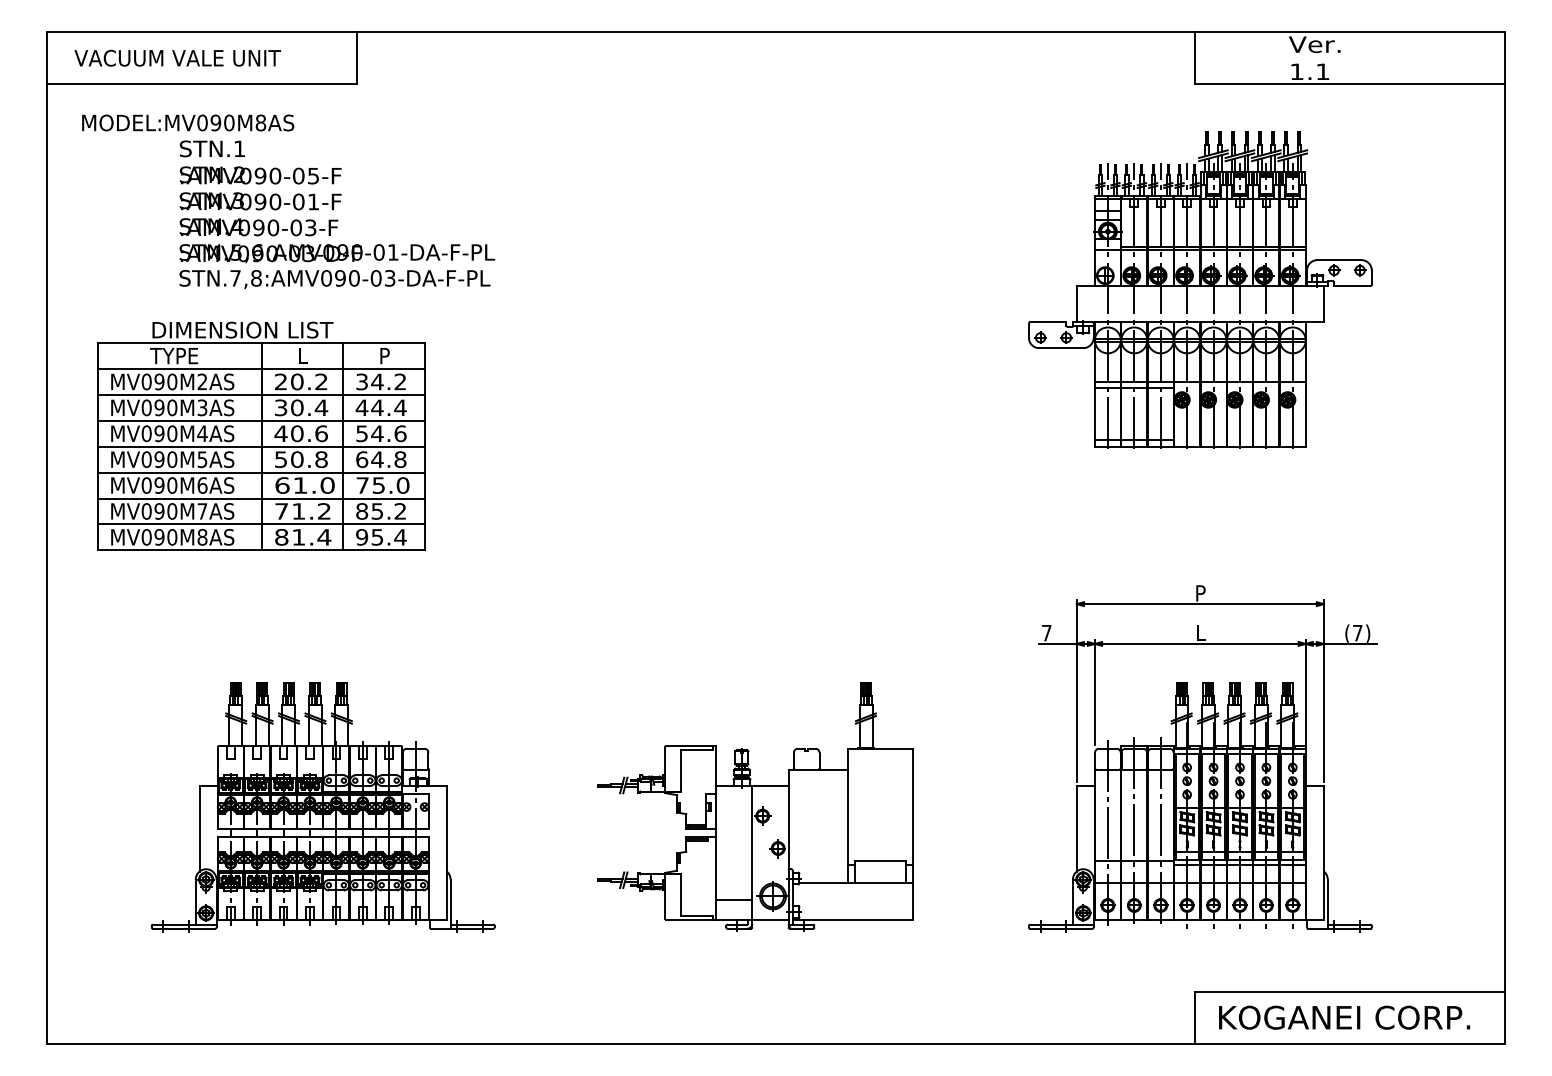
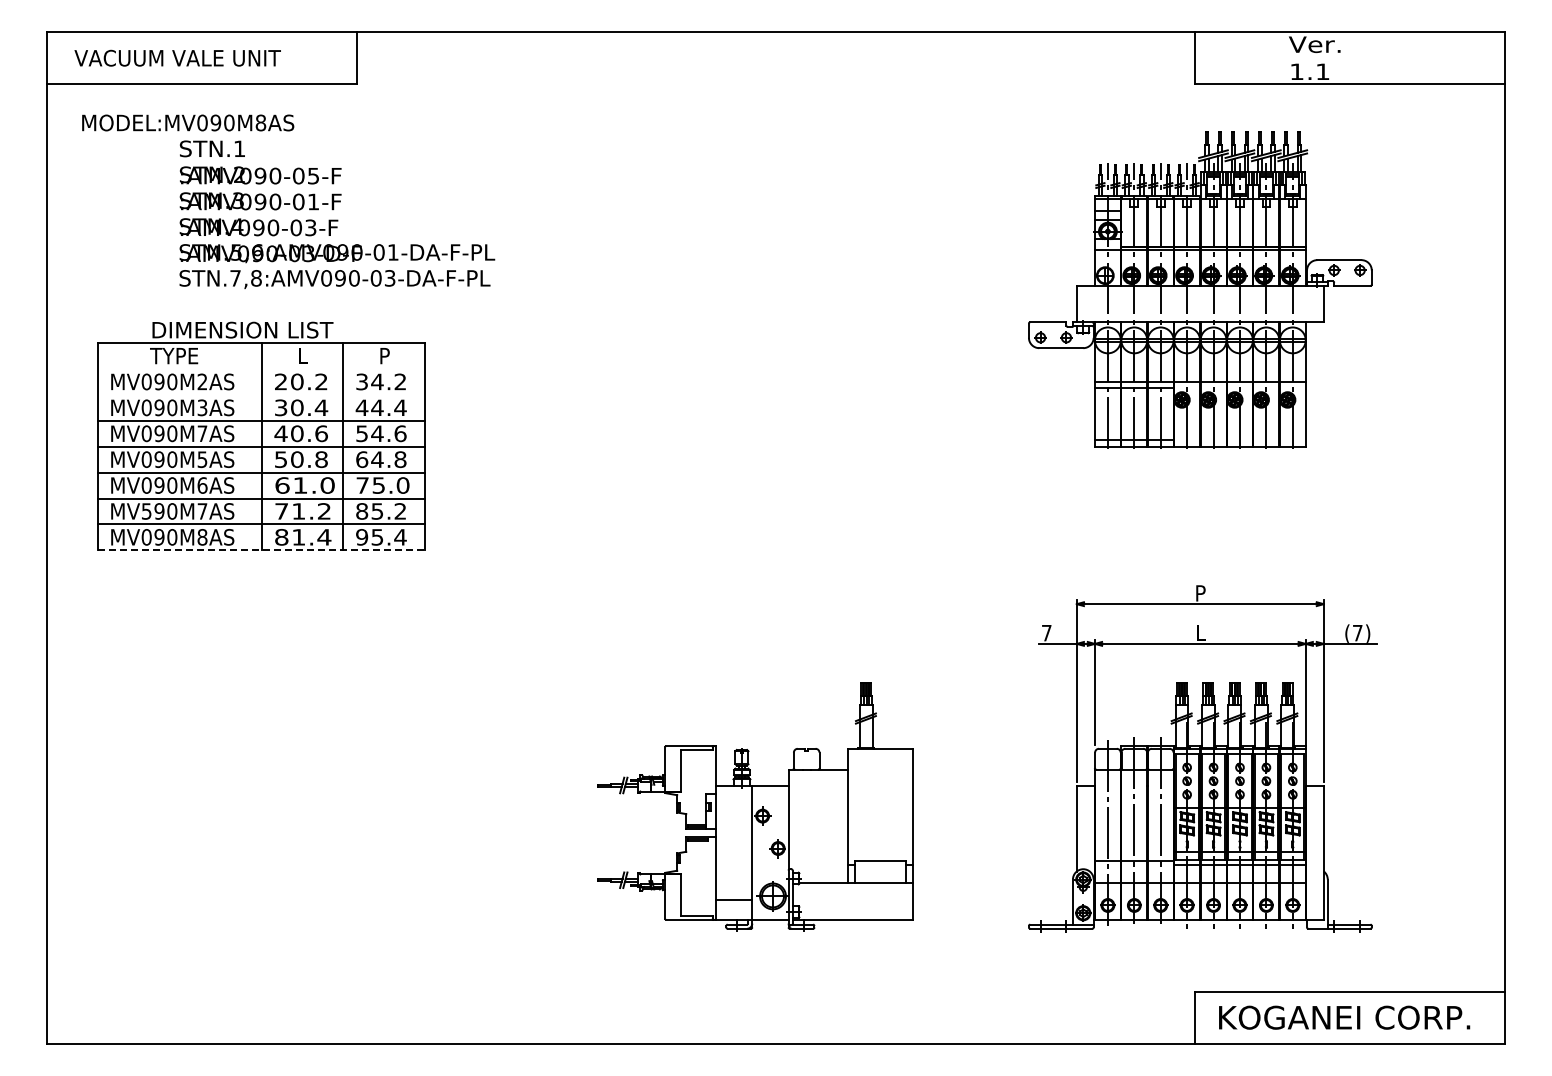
line: present -> none (261, 369)
line: present -> none (261, 394)
text: MV090M4AS -> MV090M7AS (202, 433)
text: MV090M7AS -> MV590M7AS (146, 511)
line: solid -> dashed (262, 550)
part: present -> none (323, 807)
